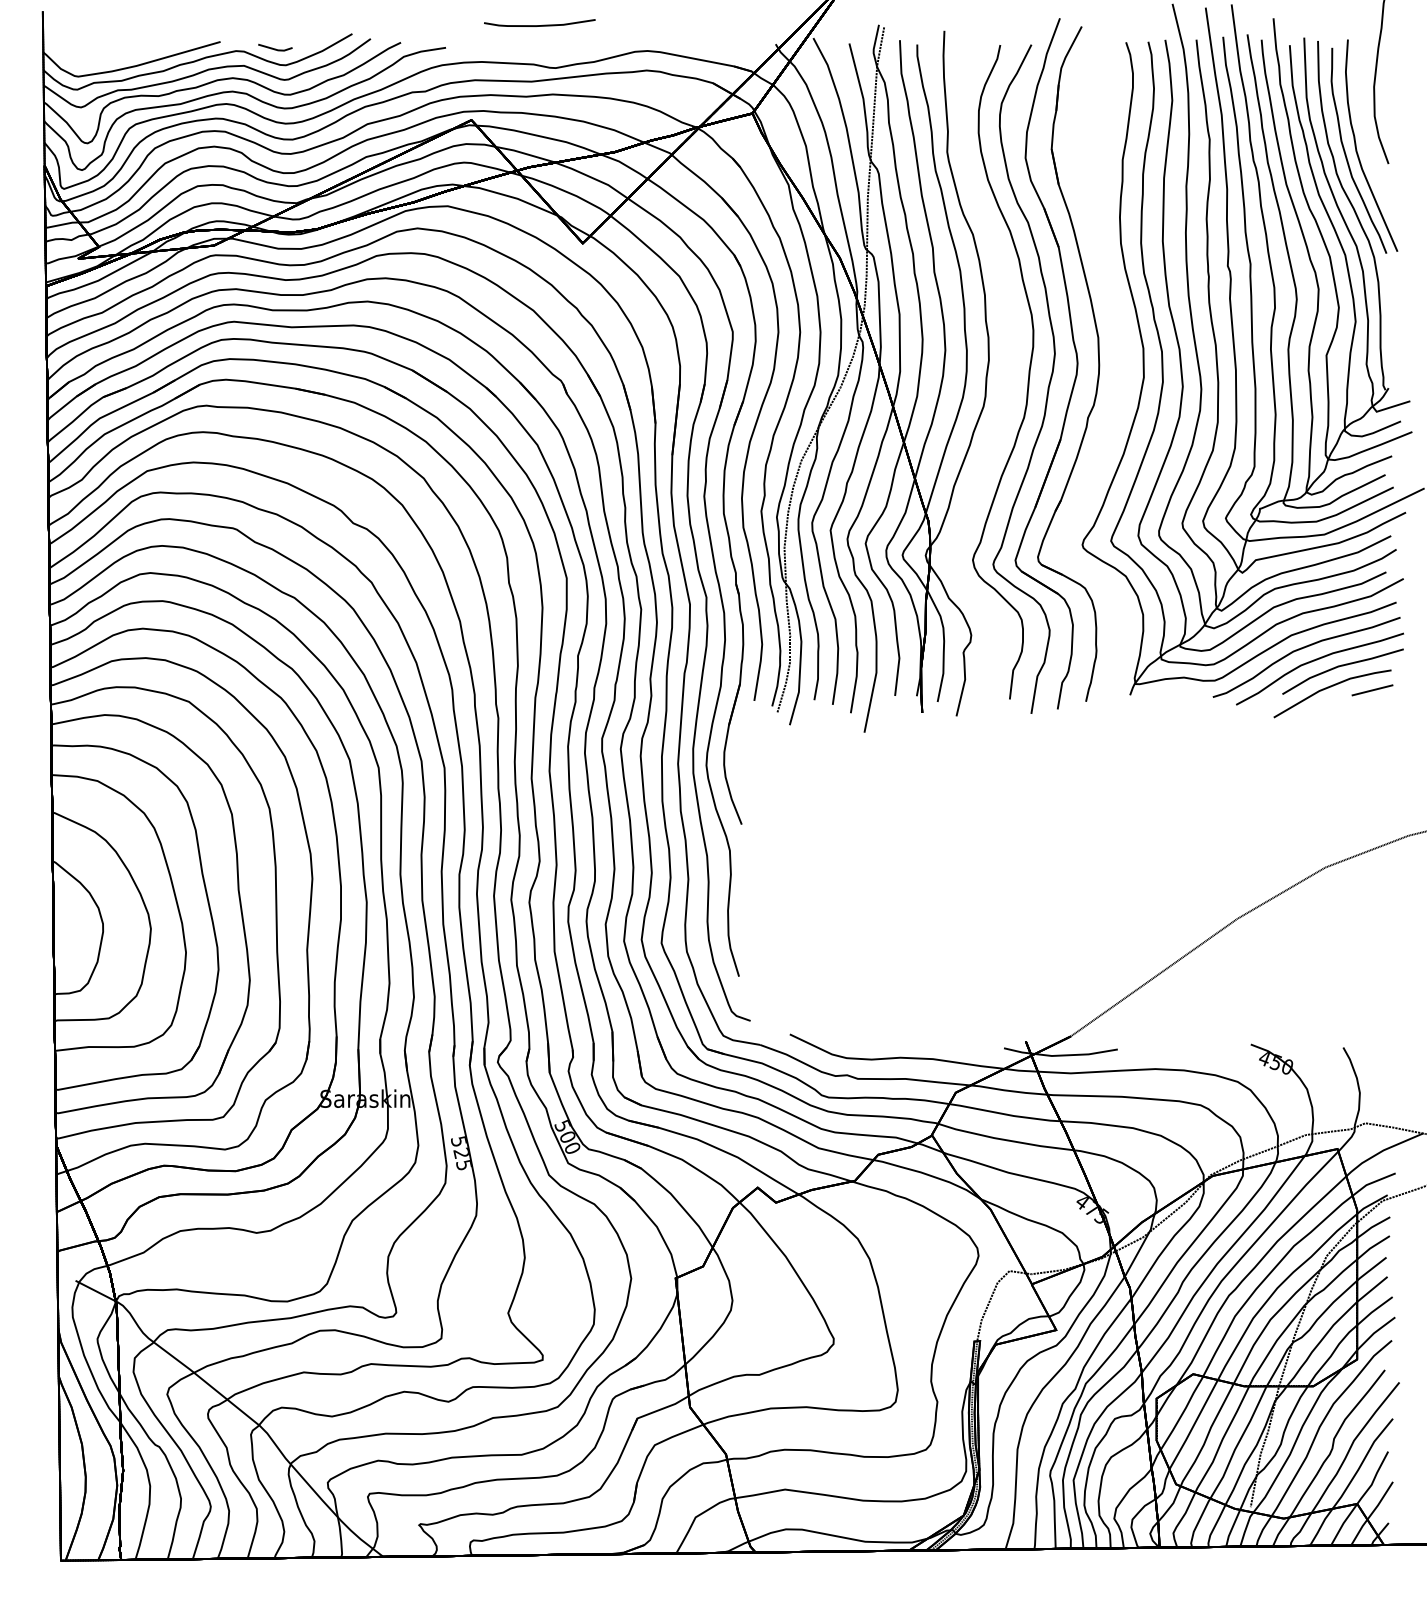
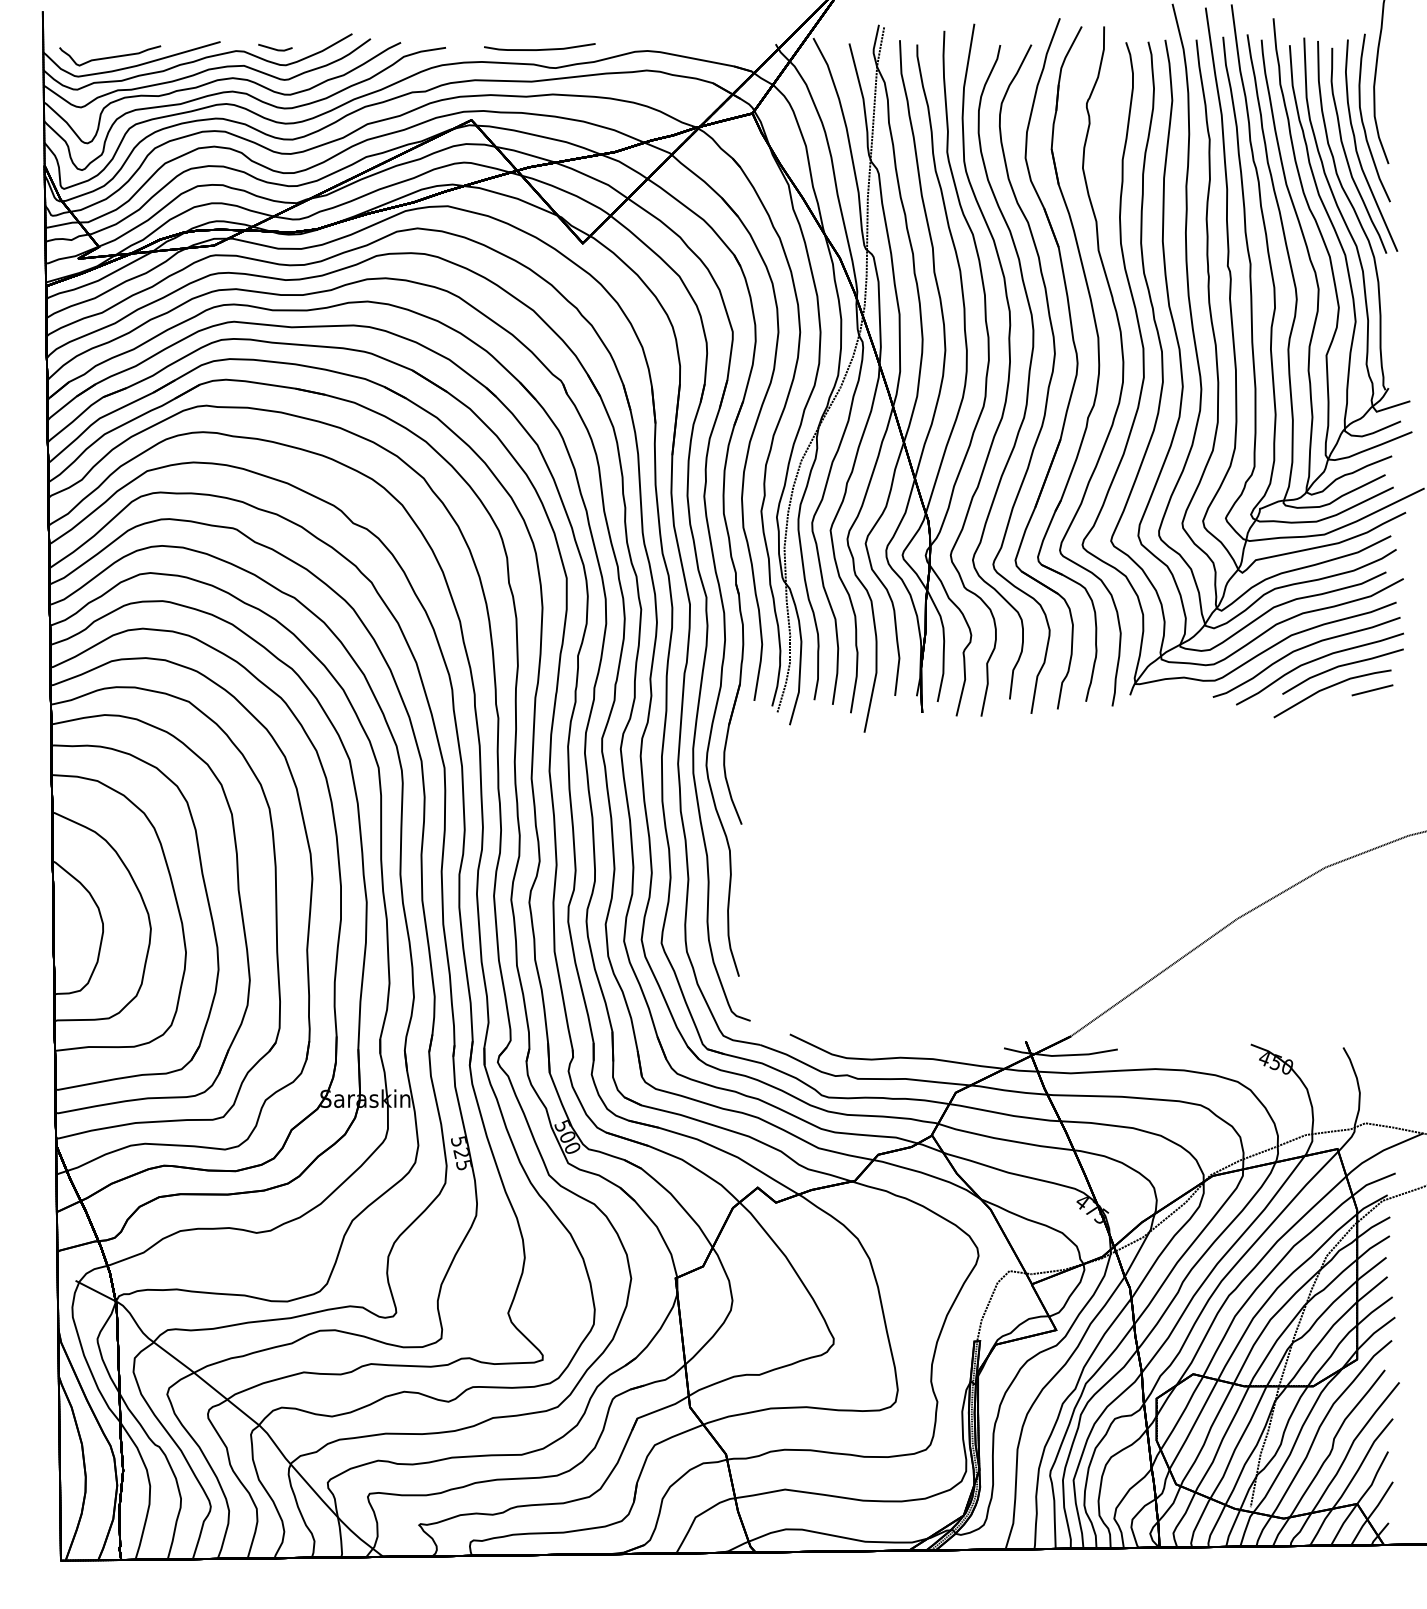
curve position: (539, 25) -> (539, 49) (539, 49)
curve: none -> present (110, 56)
curve: none -> present (1363, 121)
curve: none -> present (1122, 366)
curve: none -> present (1008, 369)
